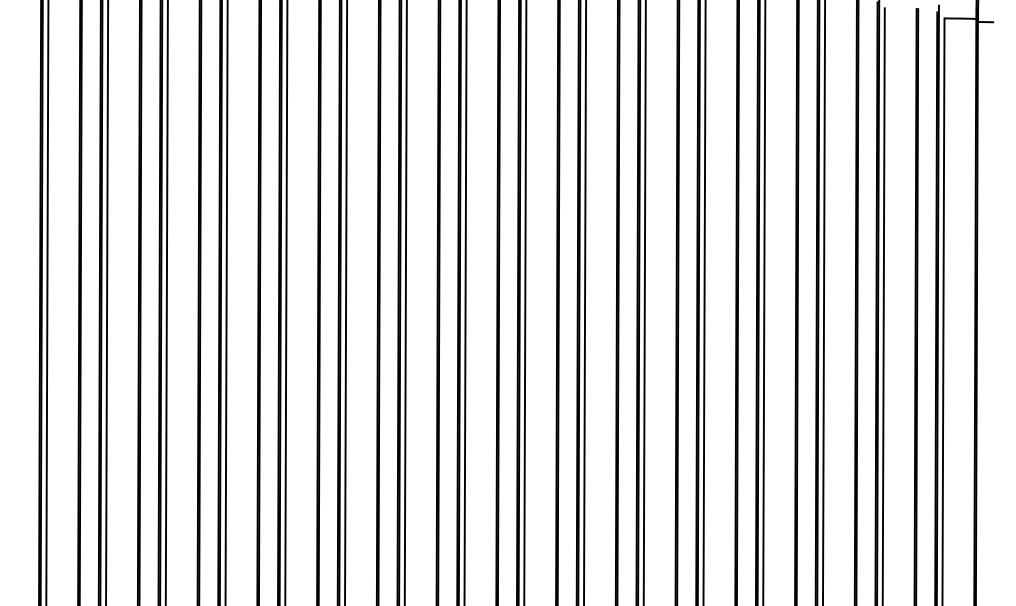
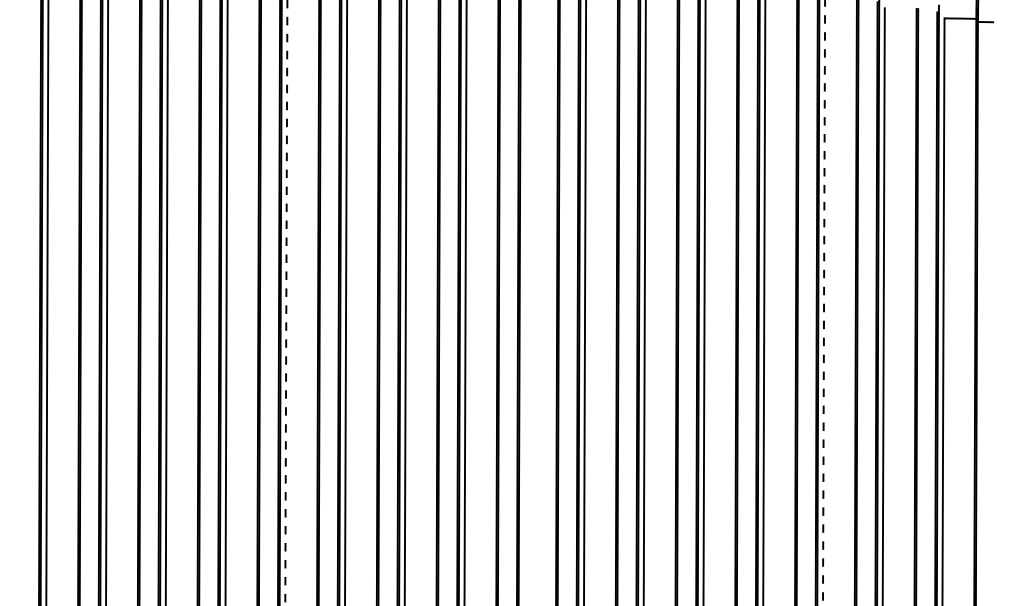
line: solid -> dashed (286, 302)
line: present -> none (525, 302)
line: solid -> dashed (824, 303)
